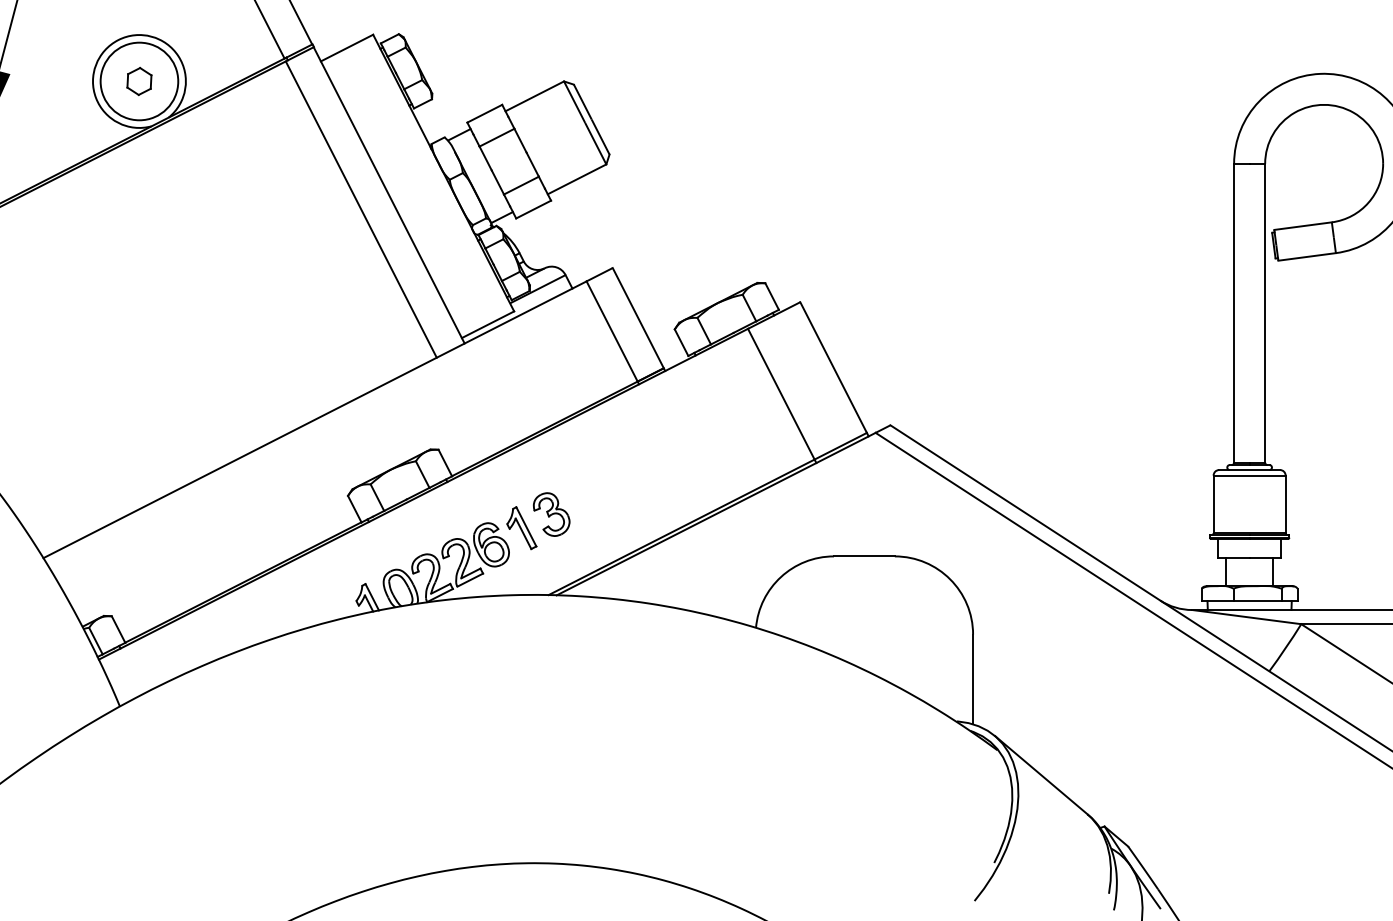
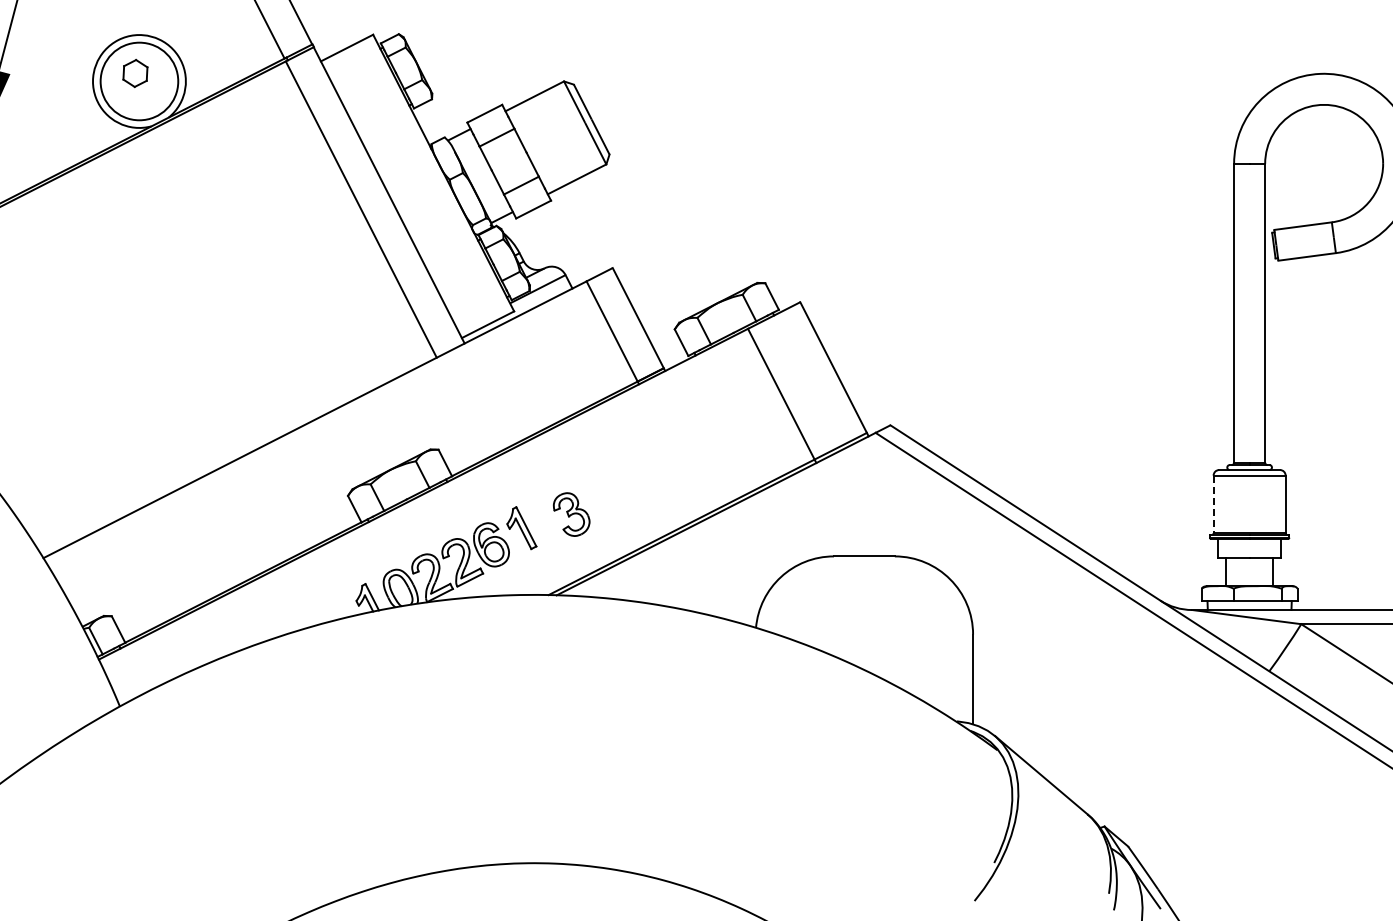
part position: (139, 81) -> (135, 73) (135, 73)
line: solid -> dashed (1213, 504)
part position: (551, 514) -> (571, 514) (571, 514)
